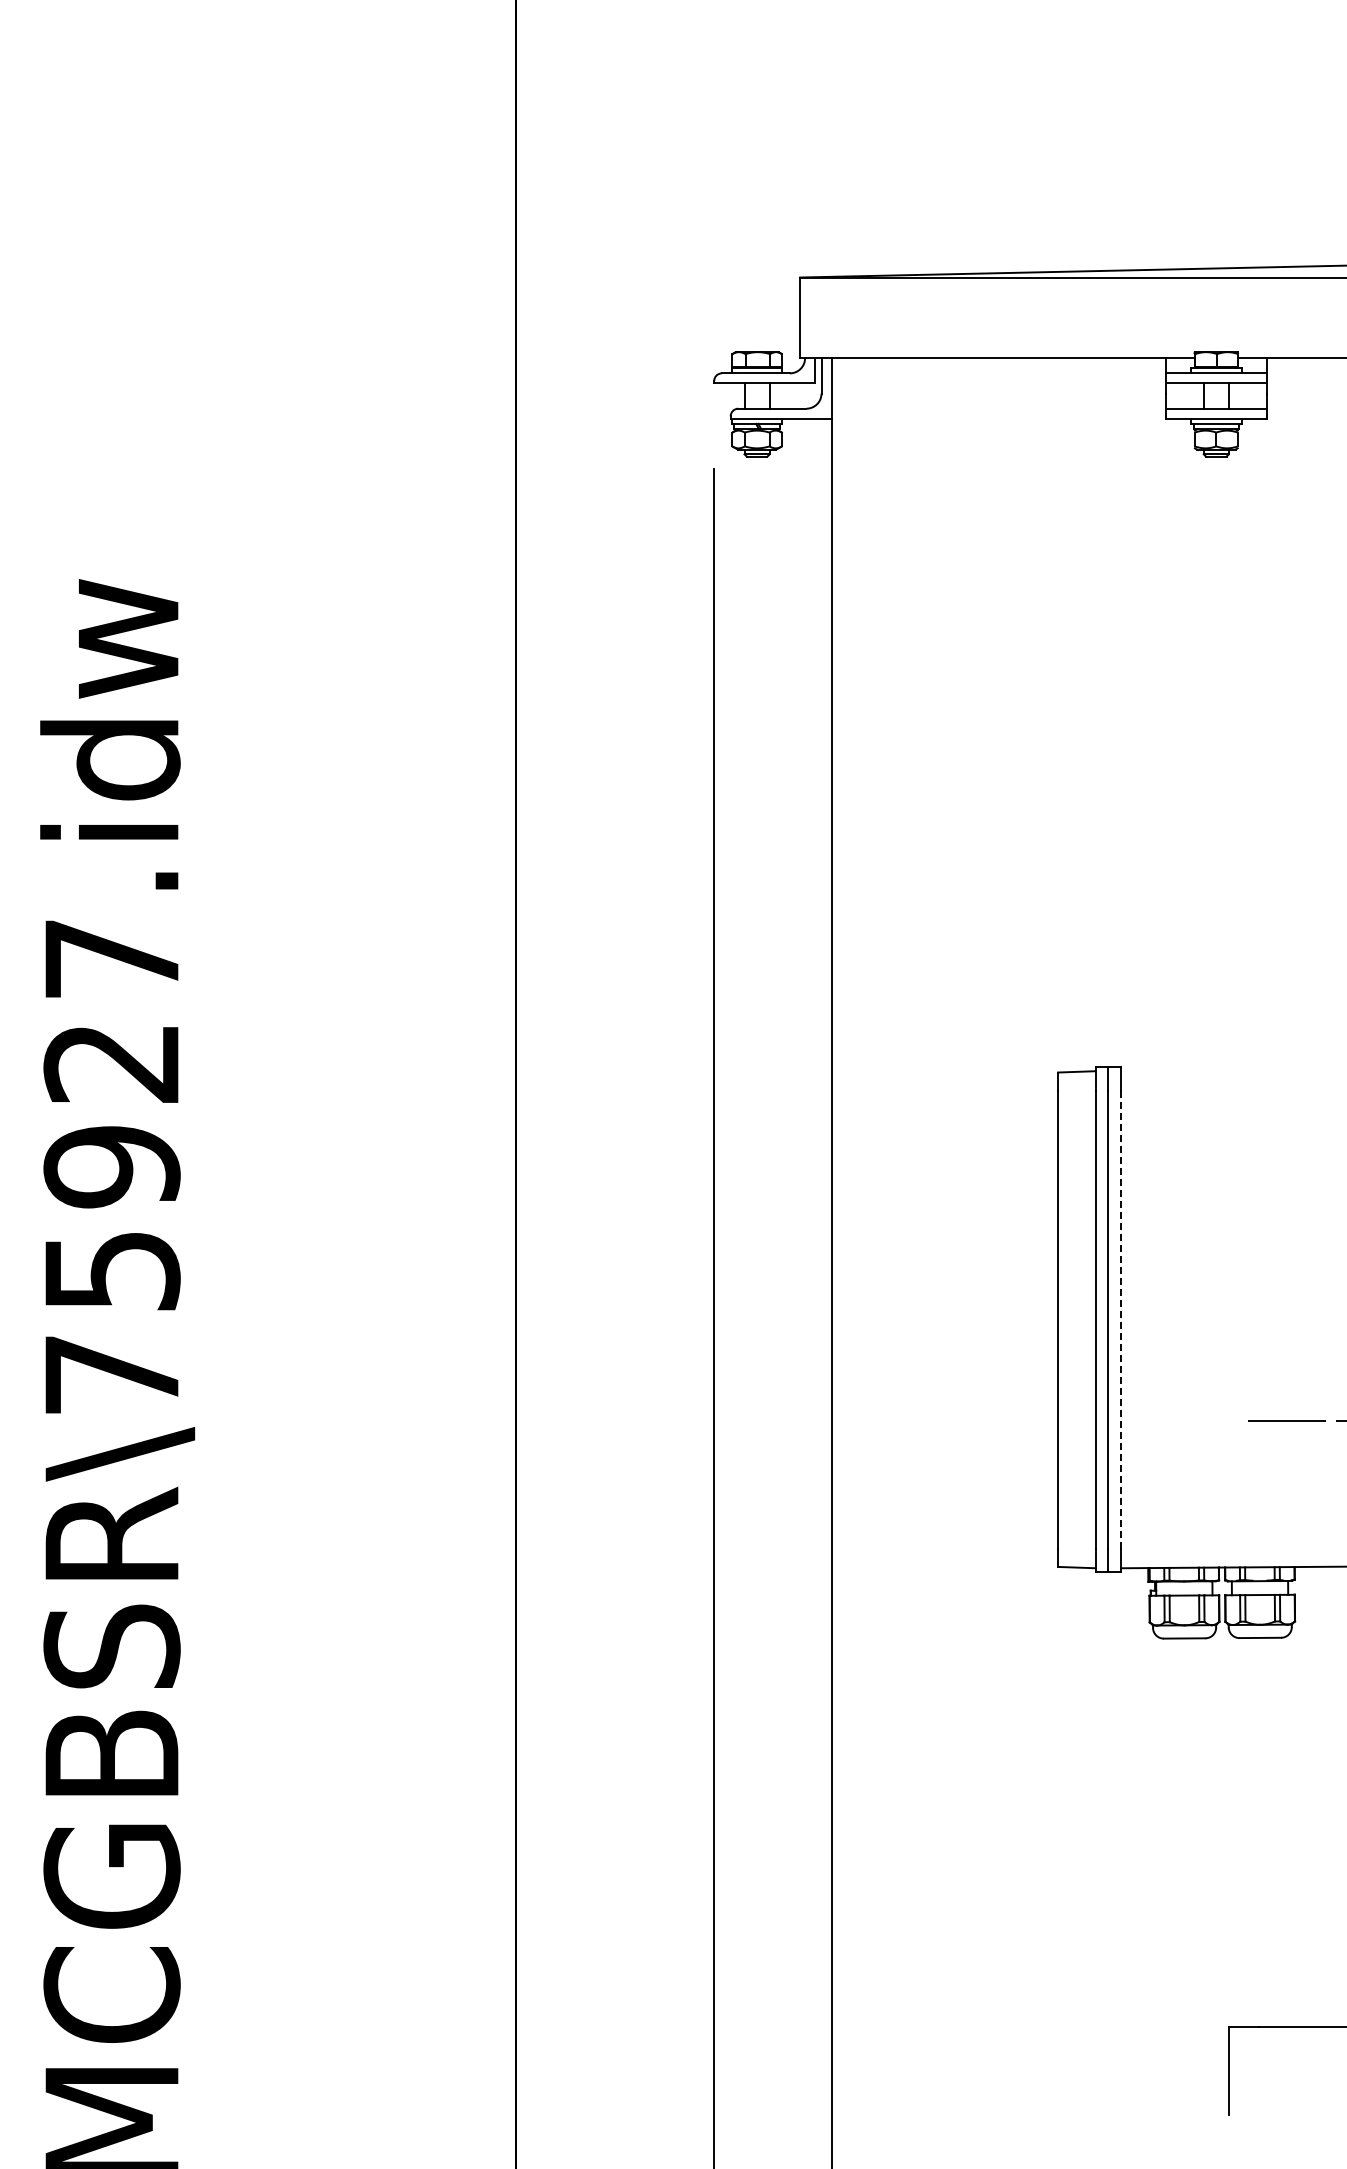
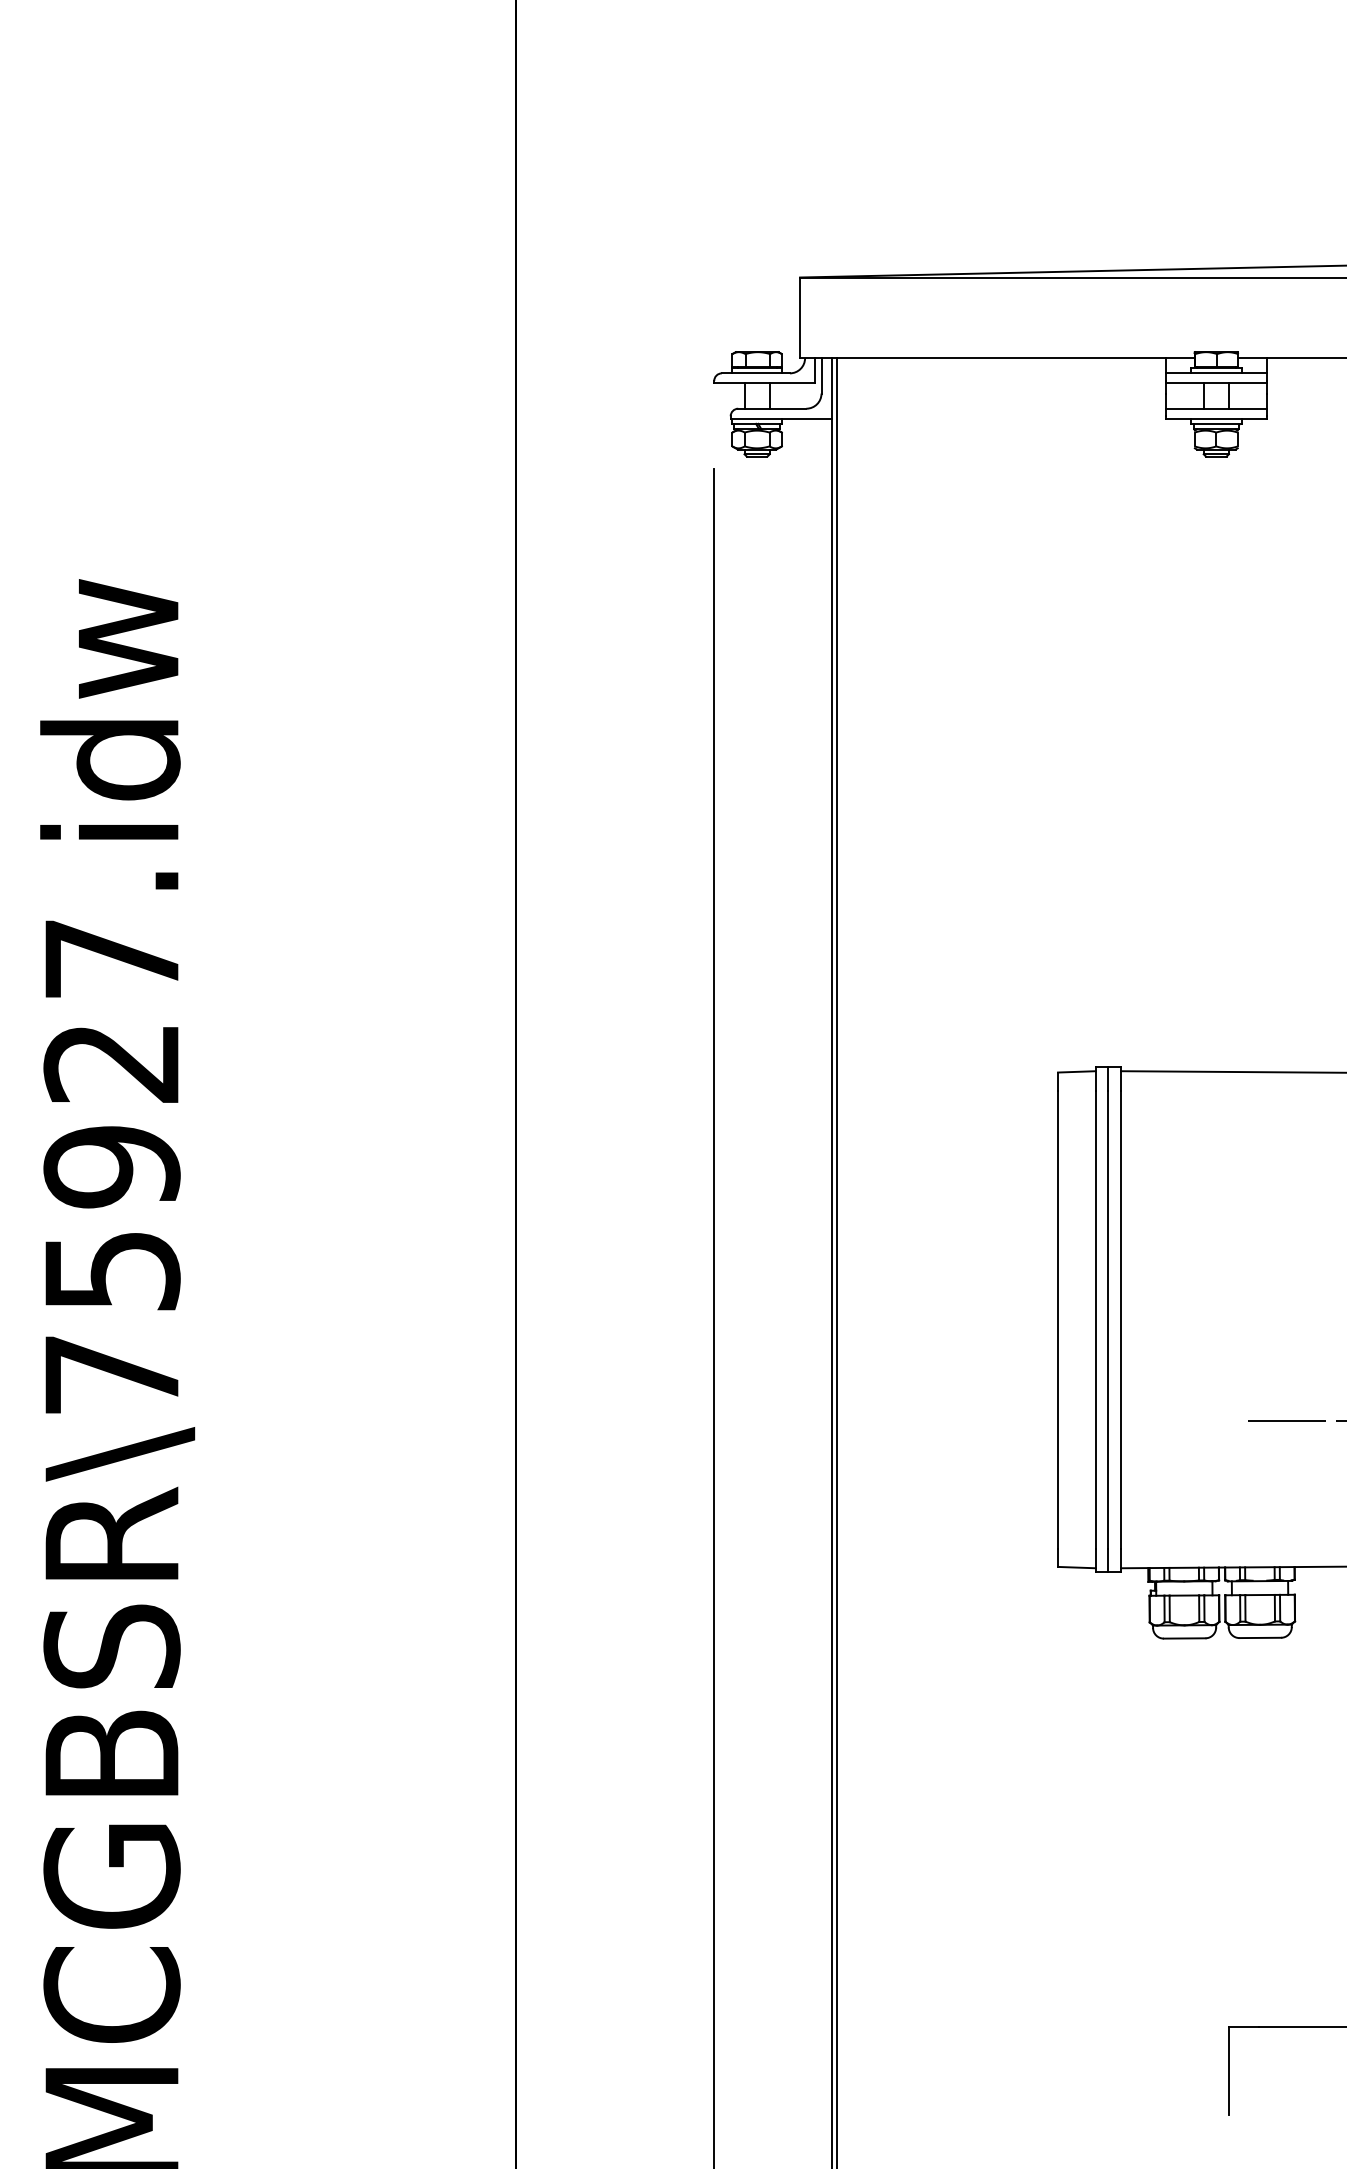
line: none -> present (1232, 1071)
line: none -> present (836, 1261)
line: dashed -> solid (1121, 1319)
